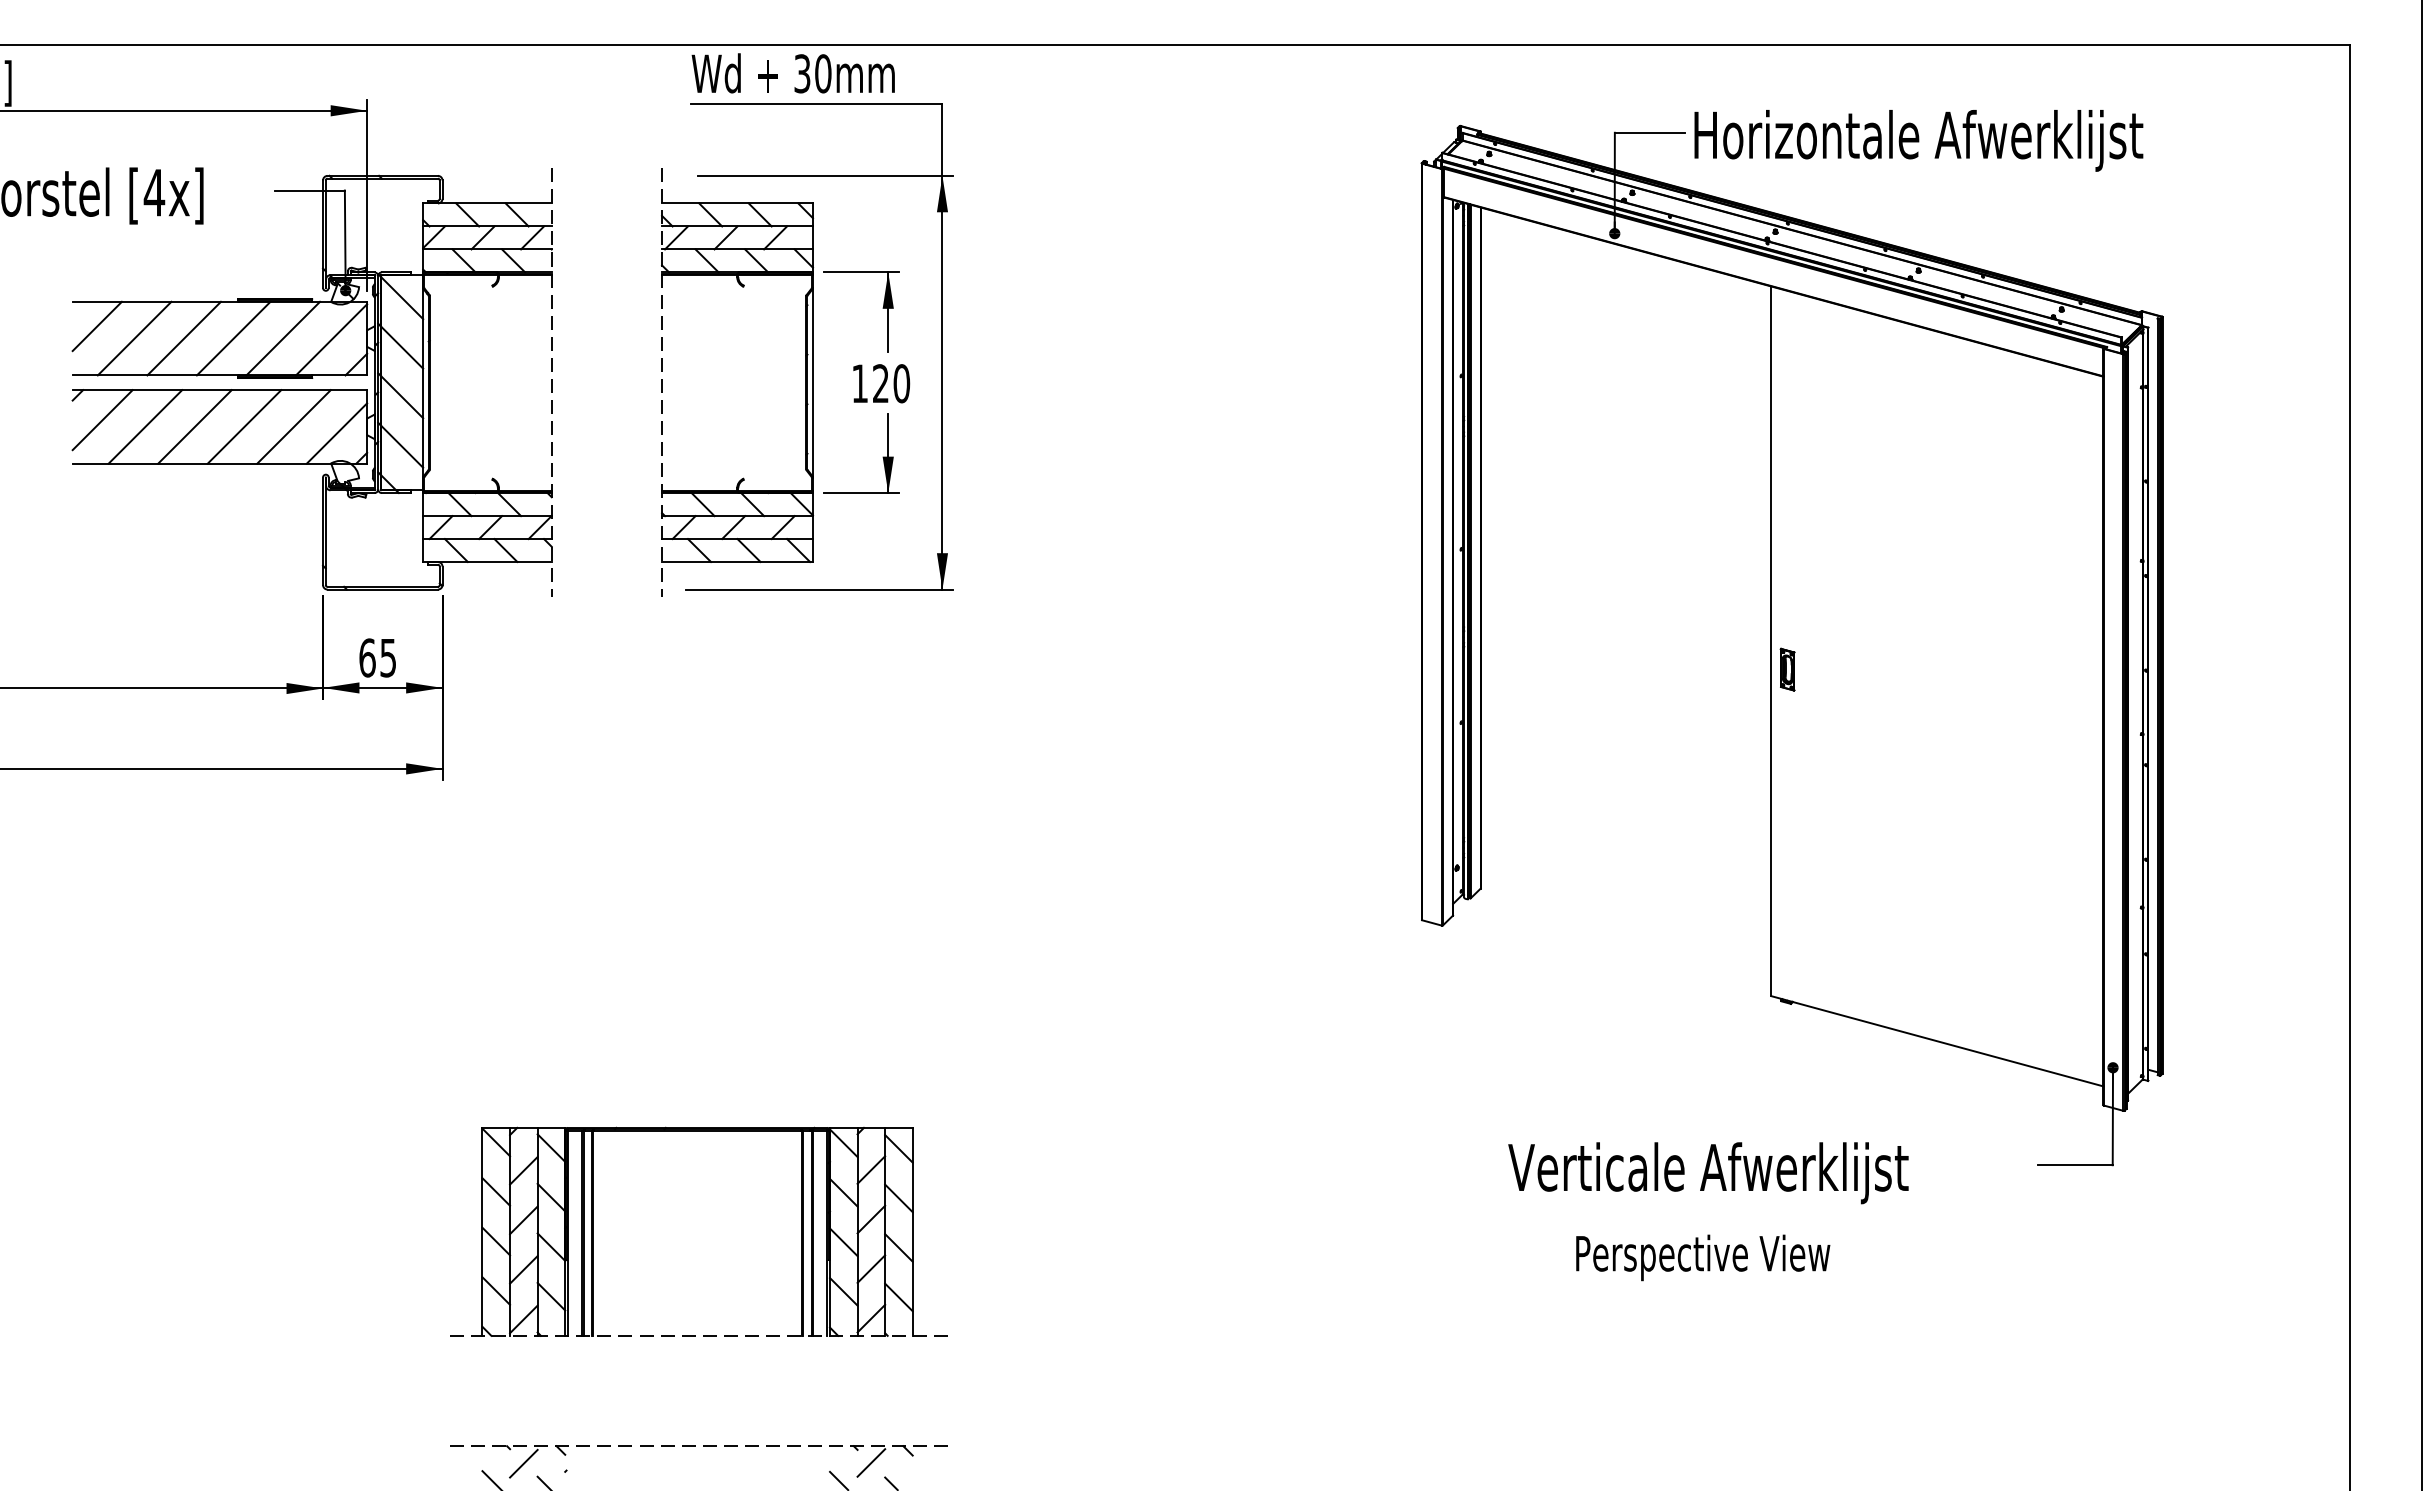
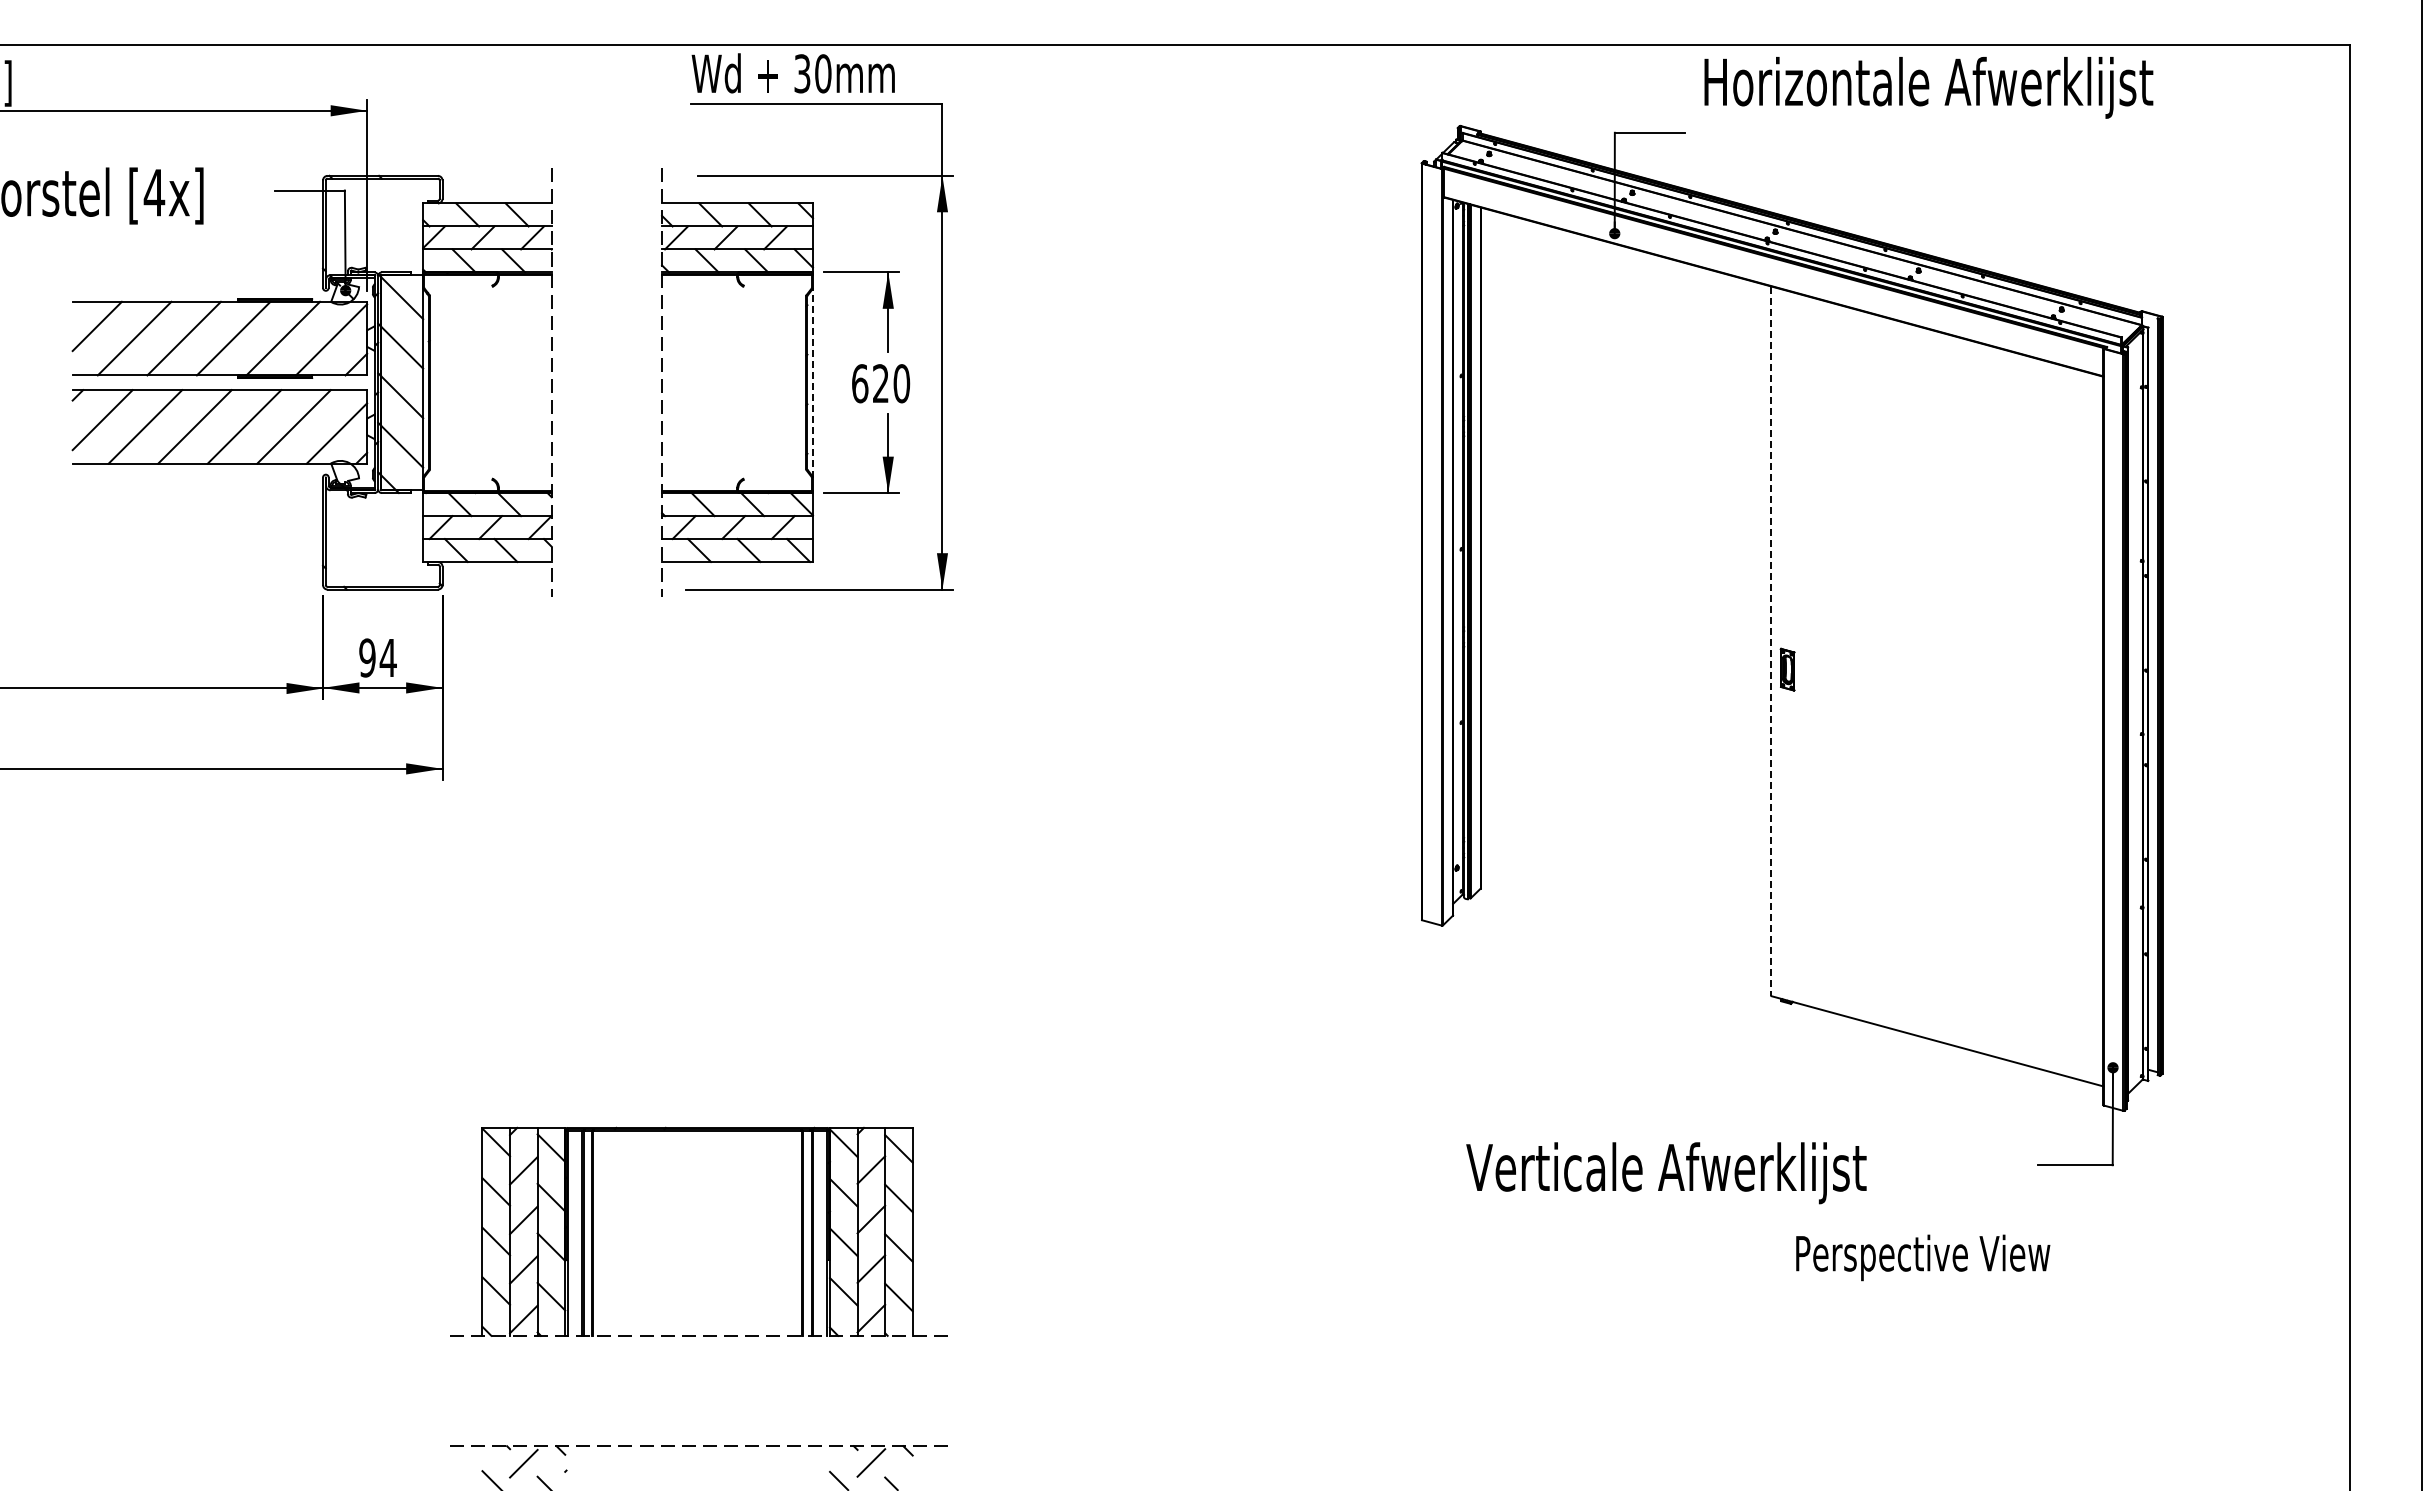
text position: (1918, 140) -> (1928, 87) (1928, 87)
line: solid -> dashed (812, 382)
text: 120 -> 620 (860, 383)
line: solid -> dashed (1771, 641)
text: 65 -> 94 (377, 657)
text position: (1708, 1173) -> (1666, 1173) (1666, 1173)
text position: (1703, 1257) -> (1923, 1257) (1923, 1257)
